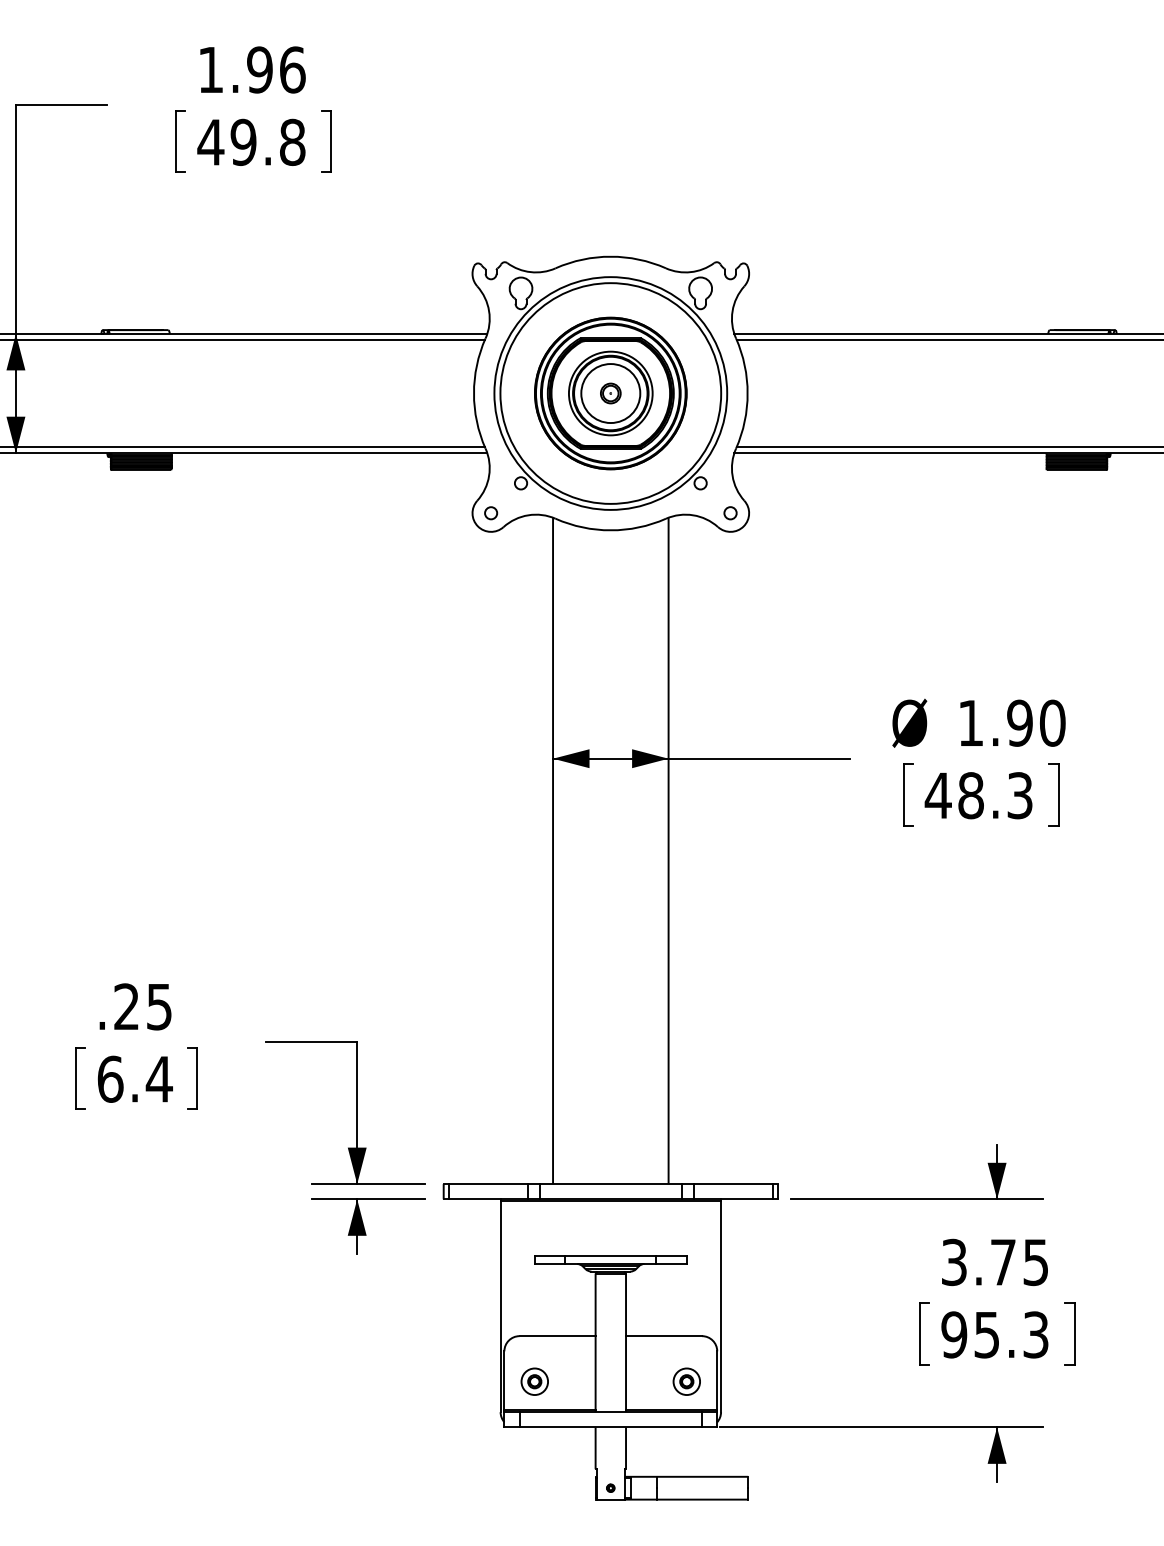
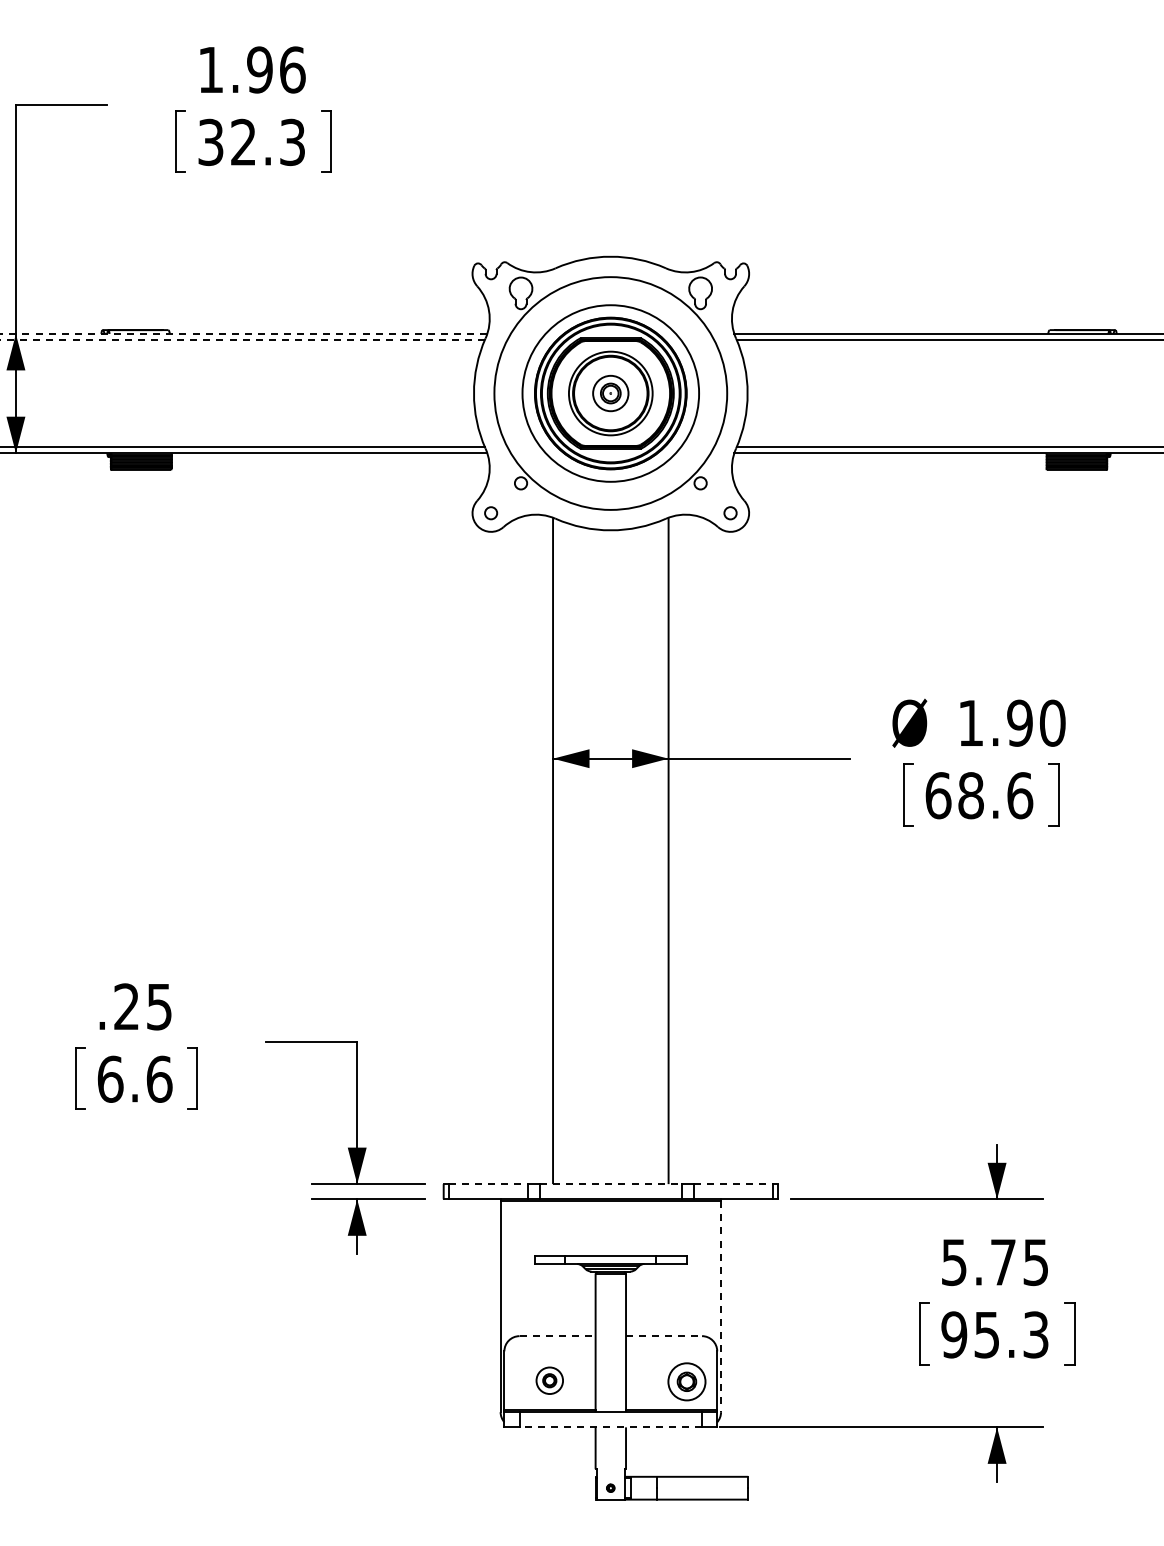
text: 49.8 -> 32.3 (251, 142)
line: solid -> dashed (243, 333)
line: solid -> dashed (242, 339)
circle diameter: 221 px -> 177 px (610, 393)
circle diameter: 59 px -> 35 px (610, 393)
text: 48.3 -> 68.6 (978, 795)
text: 6.4 -> 6.6 (158, 1078)
line: solid -> dashed (488, 1184)
line: solid -> dashed (610, 1184)
line: solid -> dashed (733, 1184)
text: 3.75 -> 5.75 (954, 1261)
line: solid -> dashed (721, 1307)
line: solid -> dashed (558, 1336)
line: solid -> dashed (664, 1336)
part position: (534, 1381) -> (549, 1380) (549, 1380)
part size: 29x29 px -> 40x40 px (686, 1381)
line: solid -> dashed (610, 1427)
